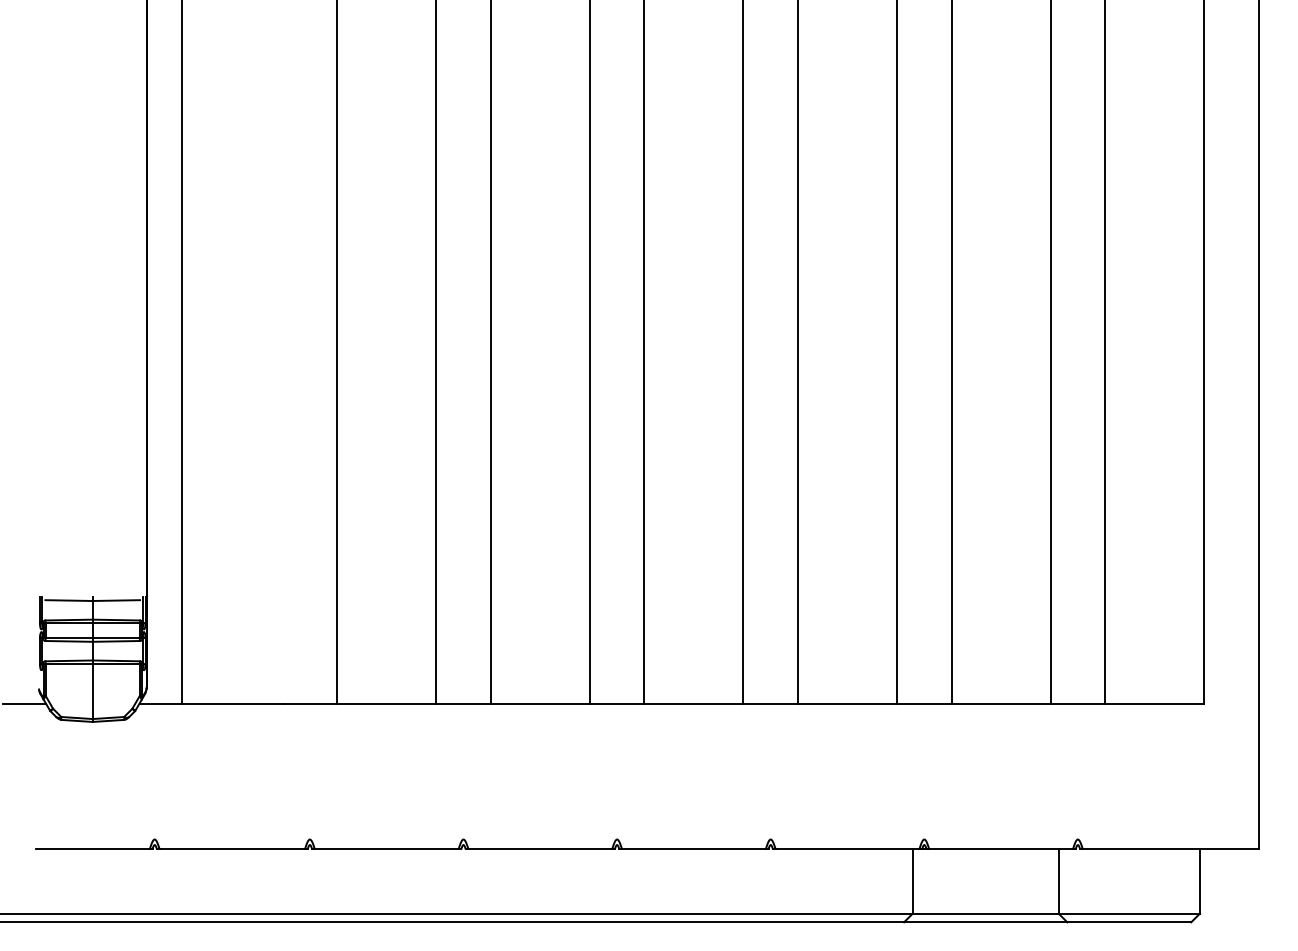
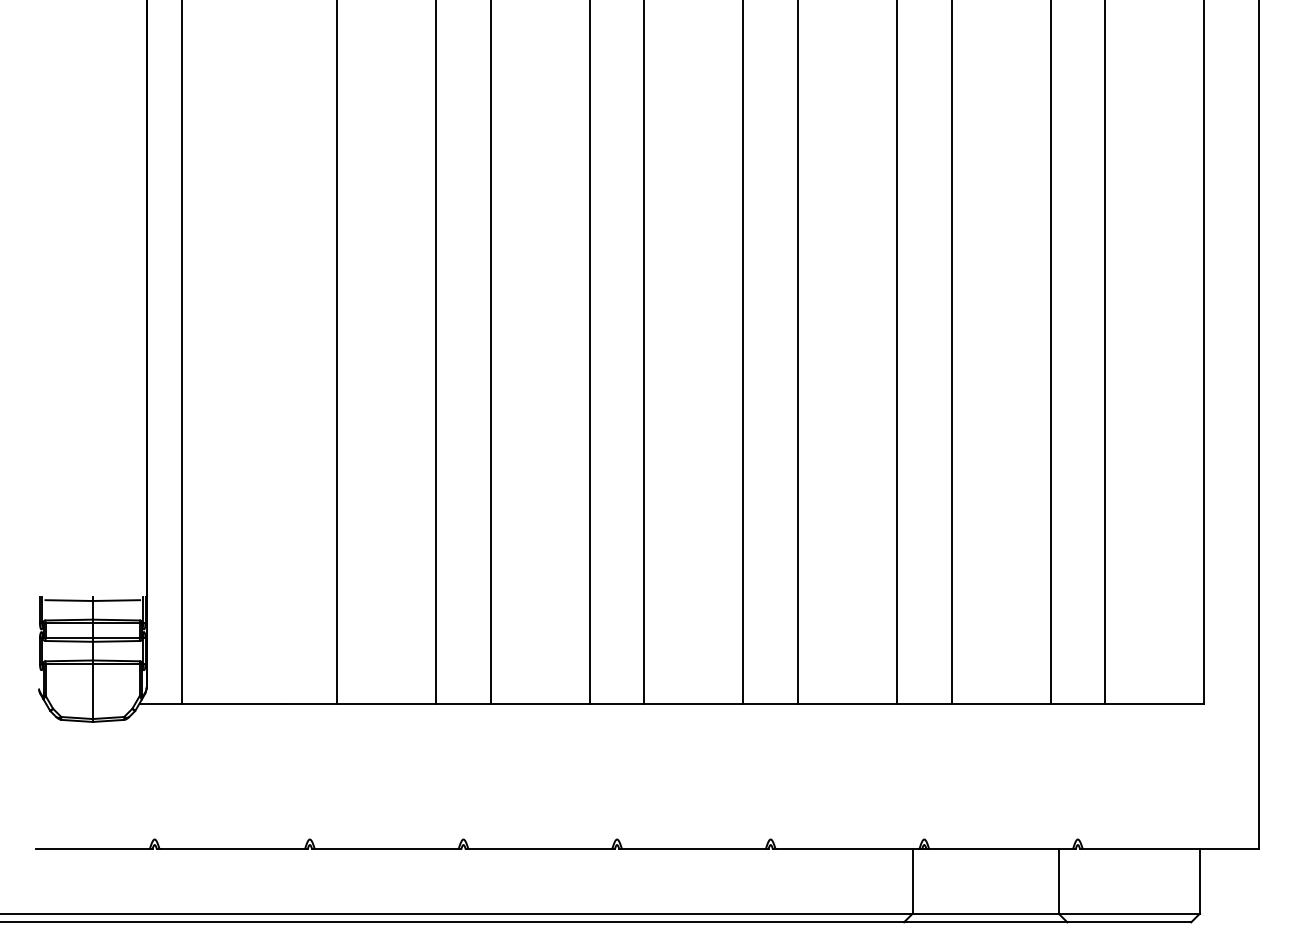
line: present -> none (24, 703)
